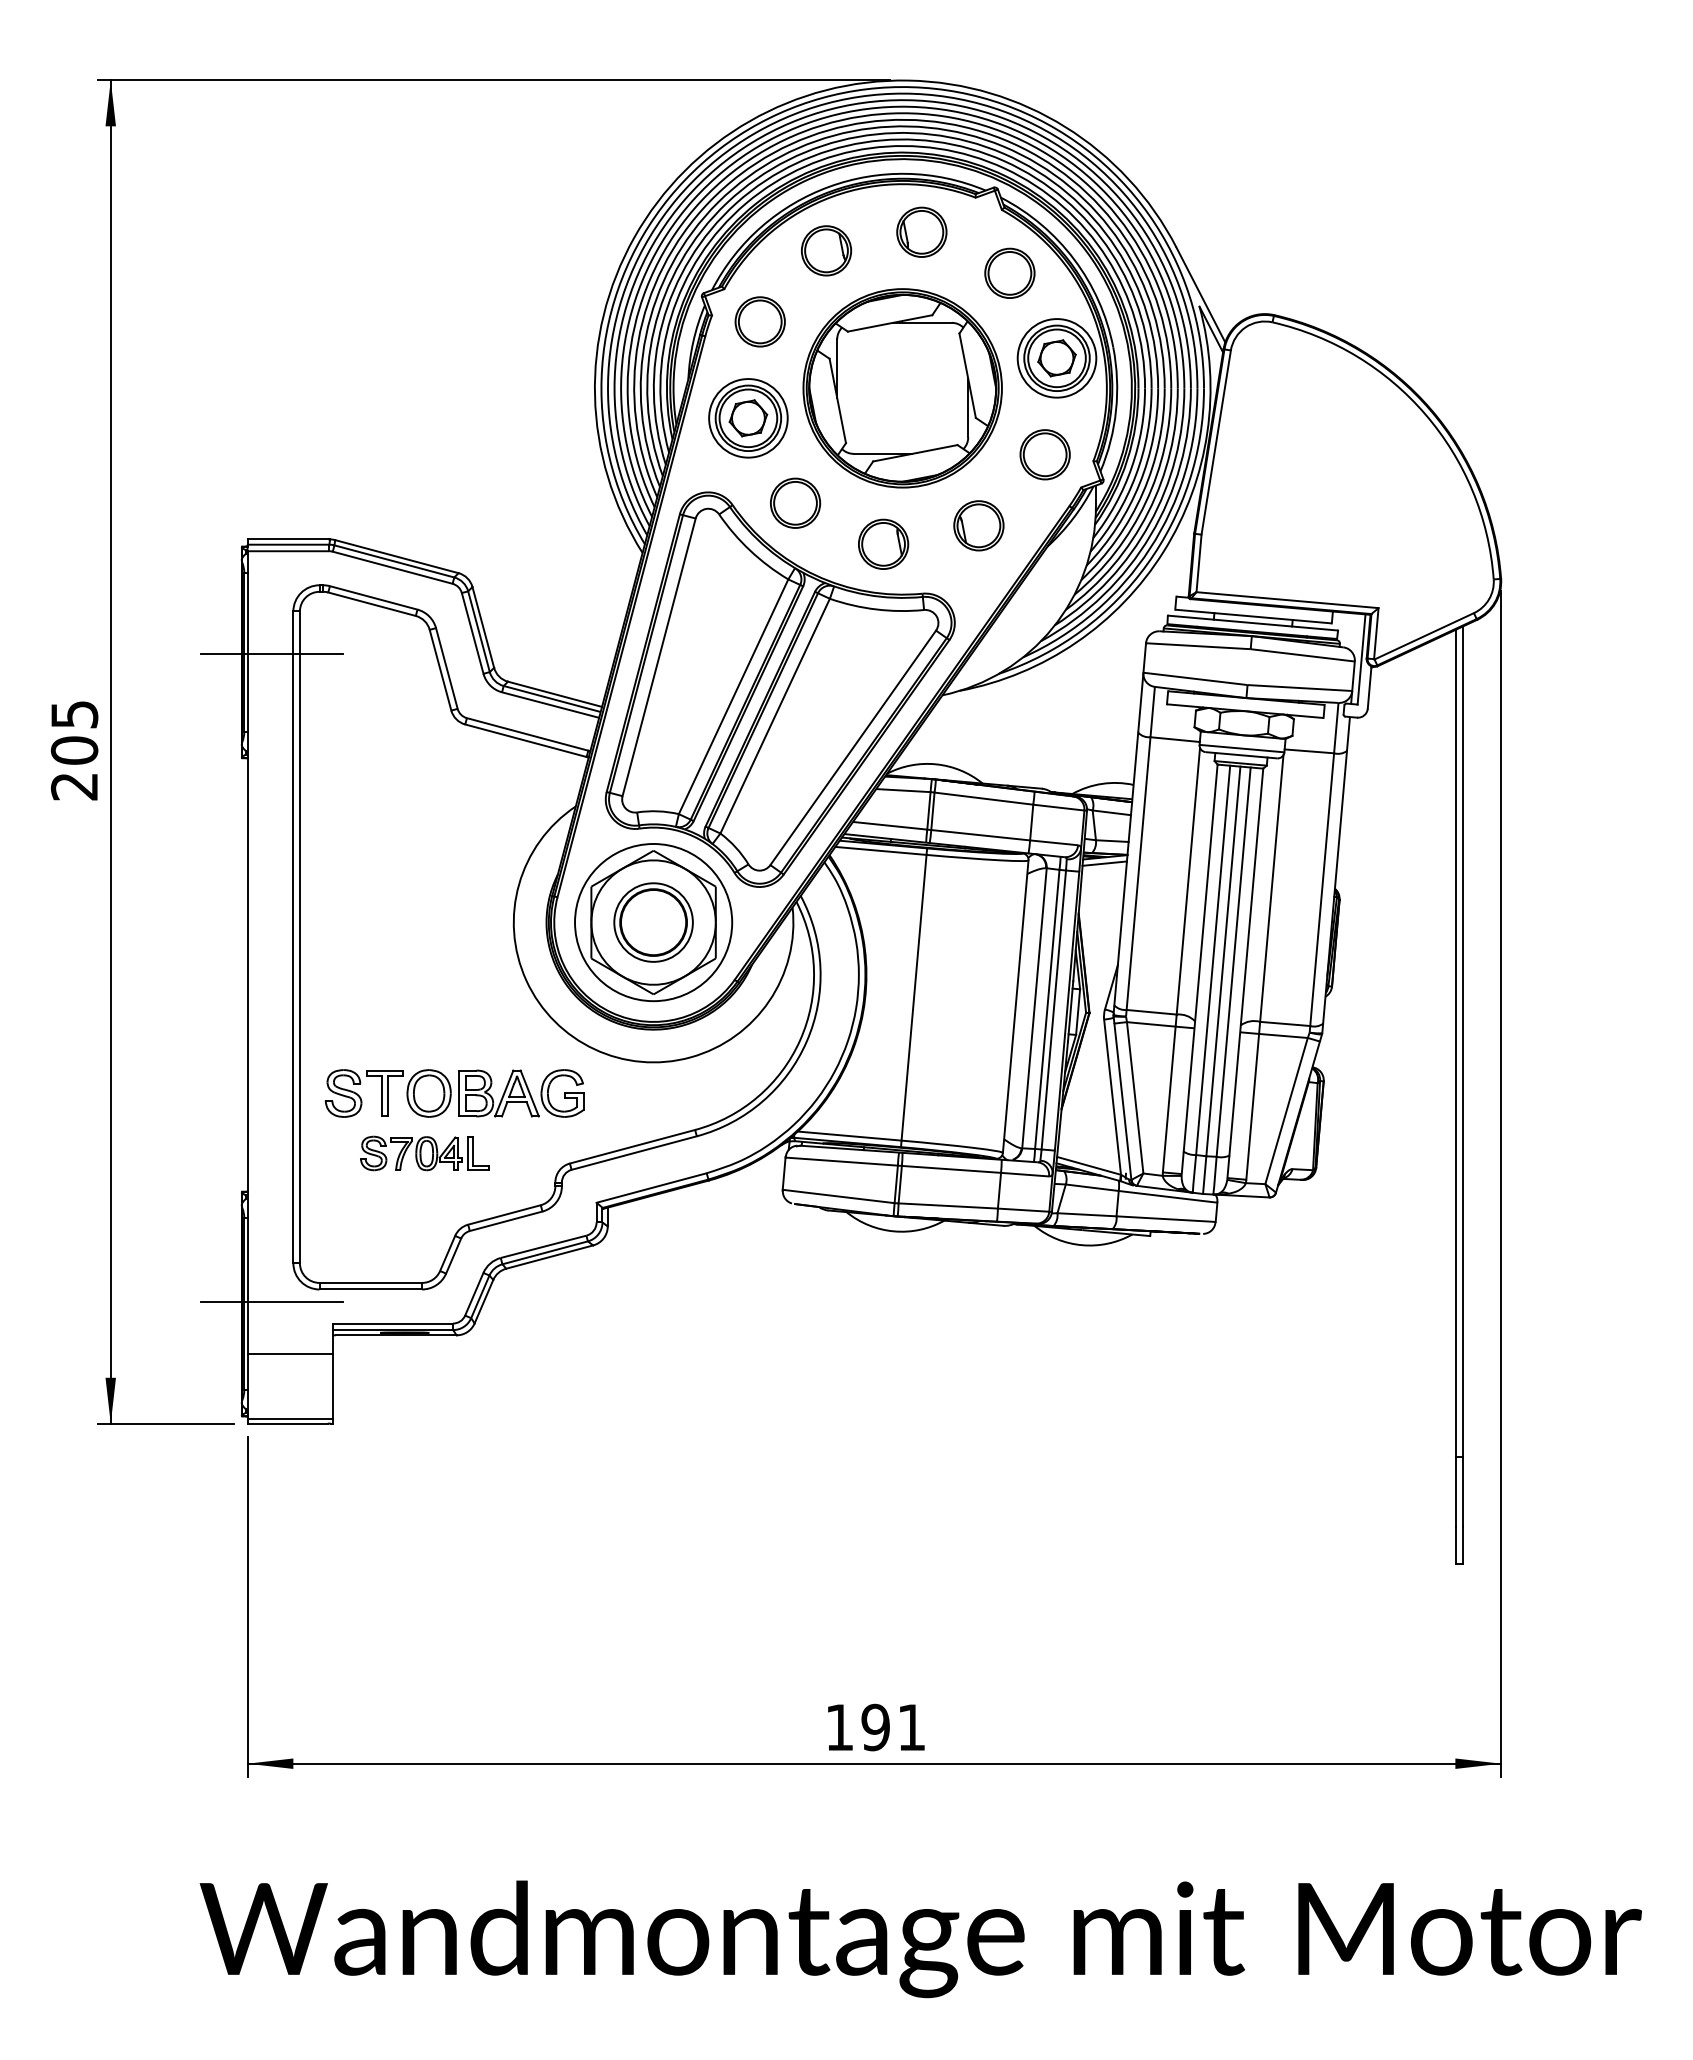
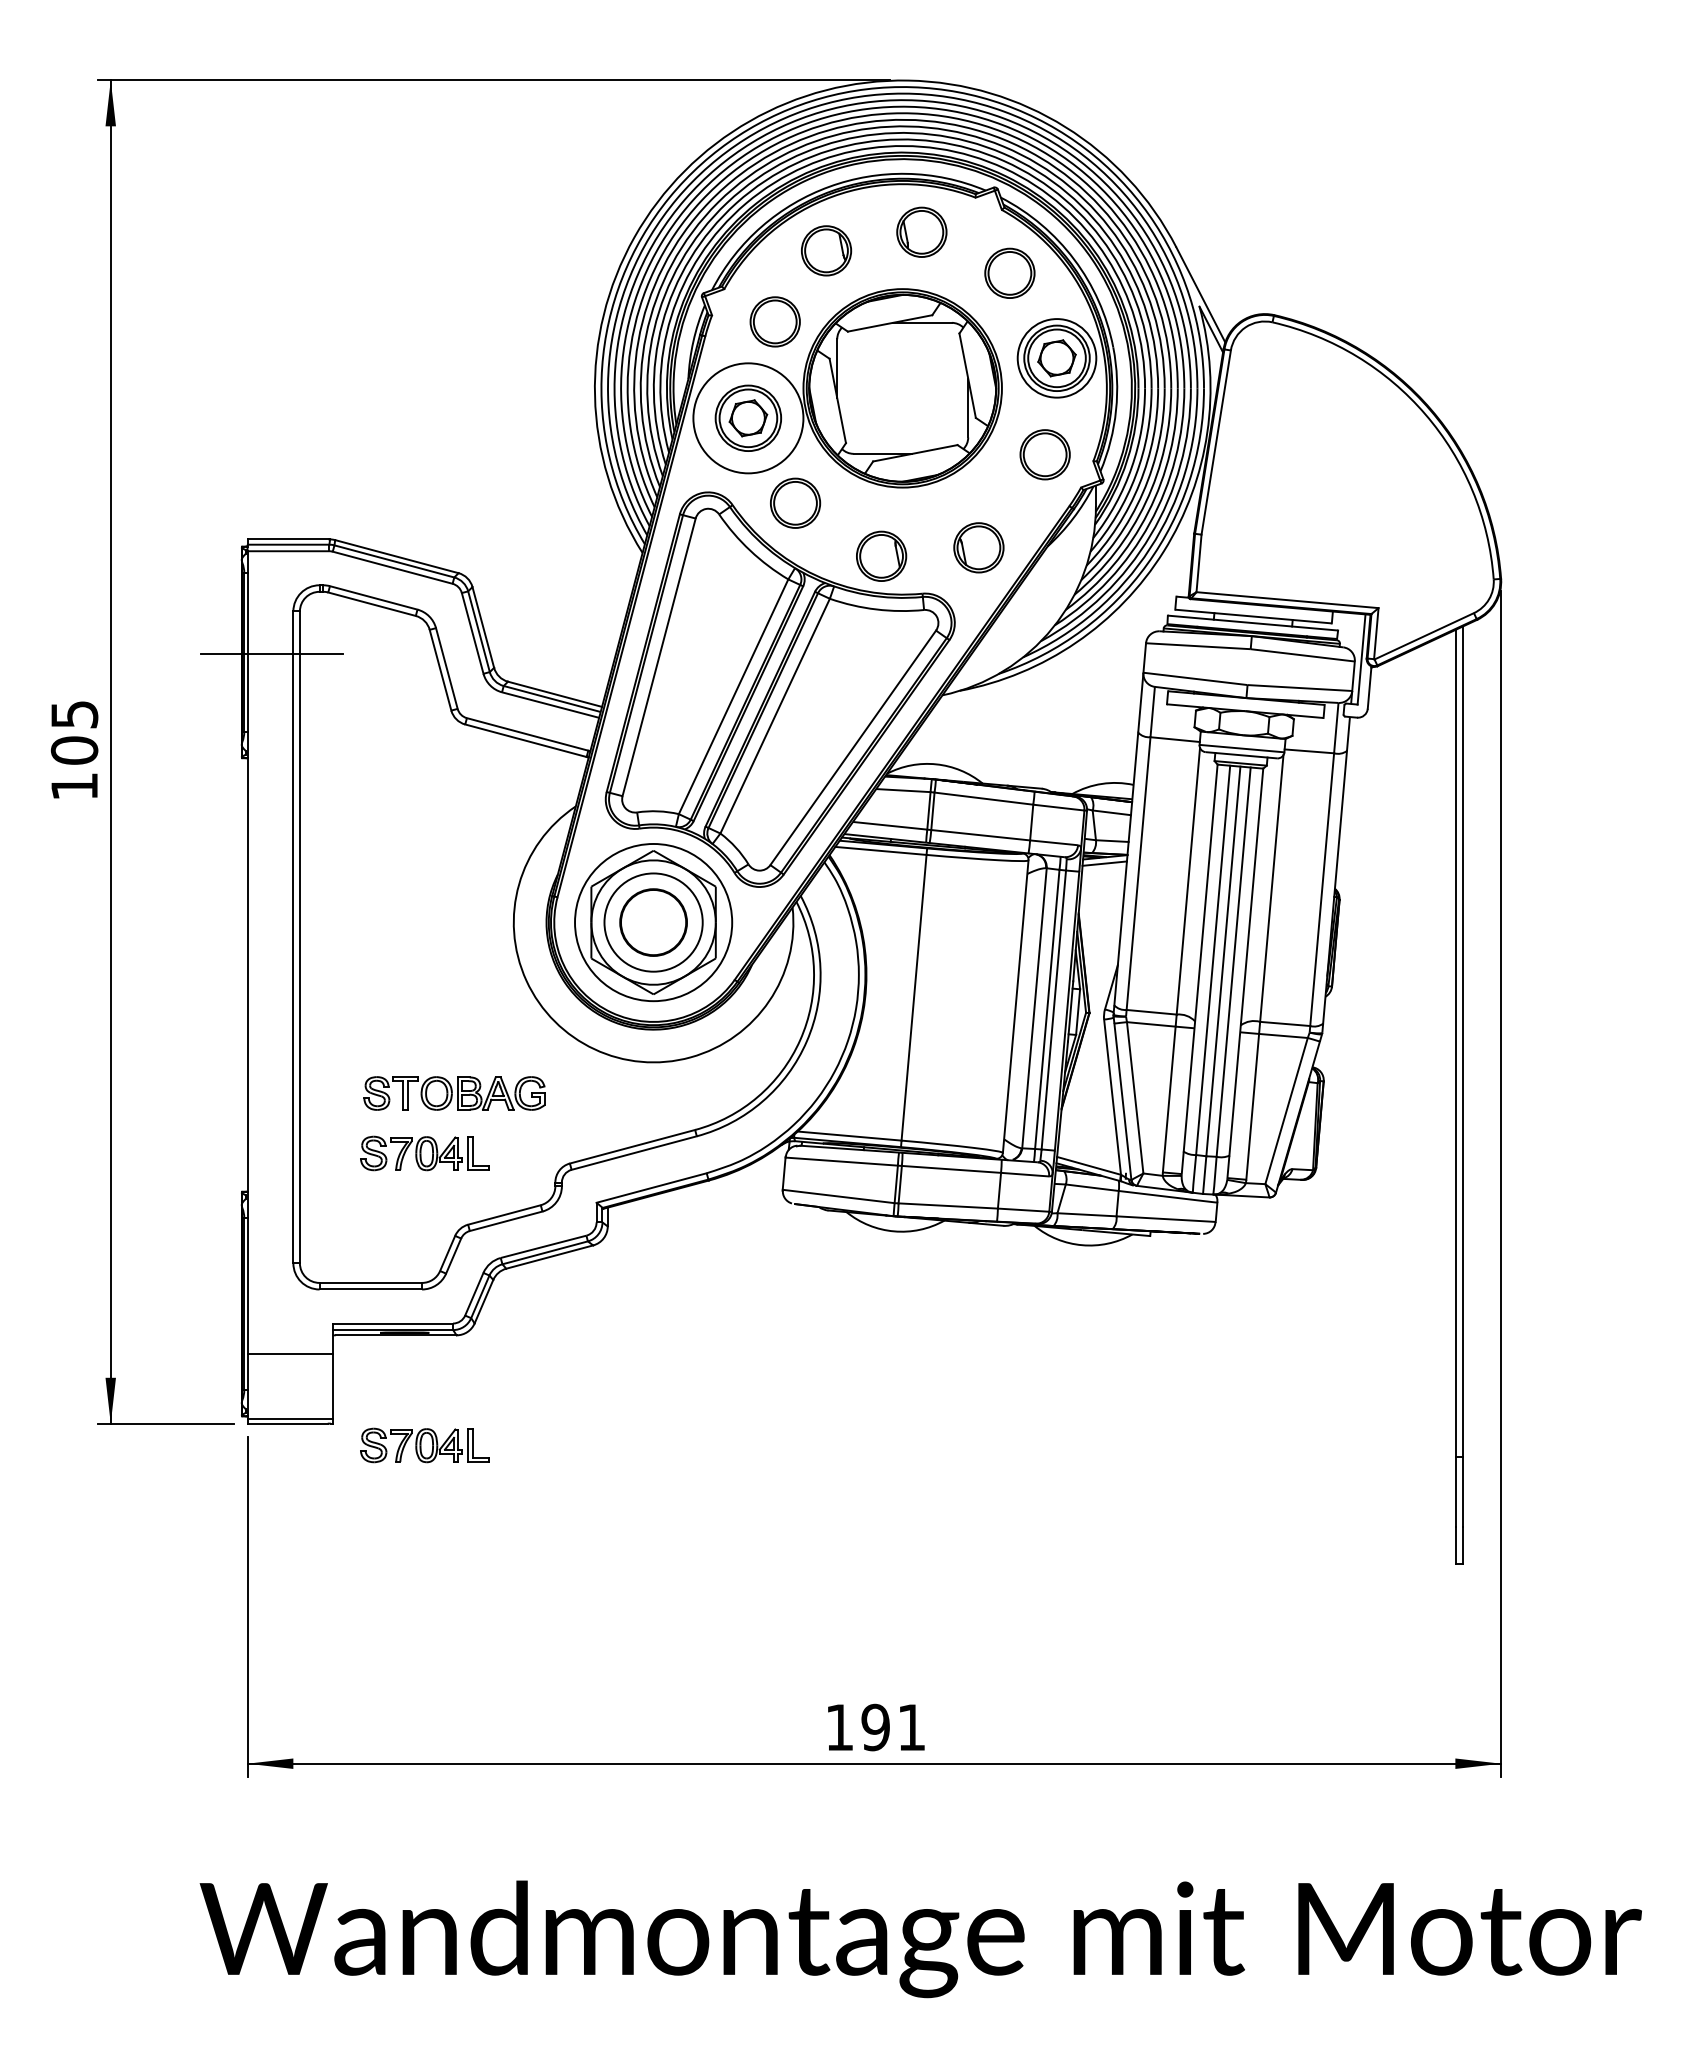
part position: (759, 321) -> (774, 321) (774, 321)
circle diameter: 79 px -> 110 px (748, 418)
part position: (978, 525) -> (978, 547) (978, 547)
part position: (883, 543) -> (881, 555) (881, 555)
text: 205 -> 105 (73, 786)
circle diameter: 79 px -> 98 px (653, 922)
part size: 261x49 px -> 183x35 px (454, 1093)
line: present -> none (271, 1302)
part: none -> present (424, 1445)
